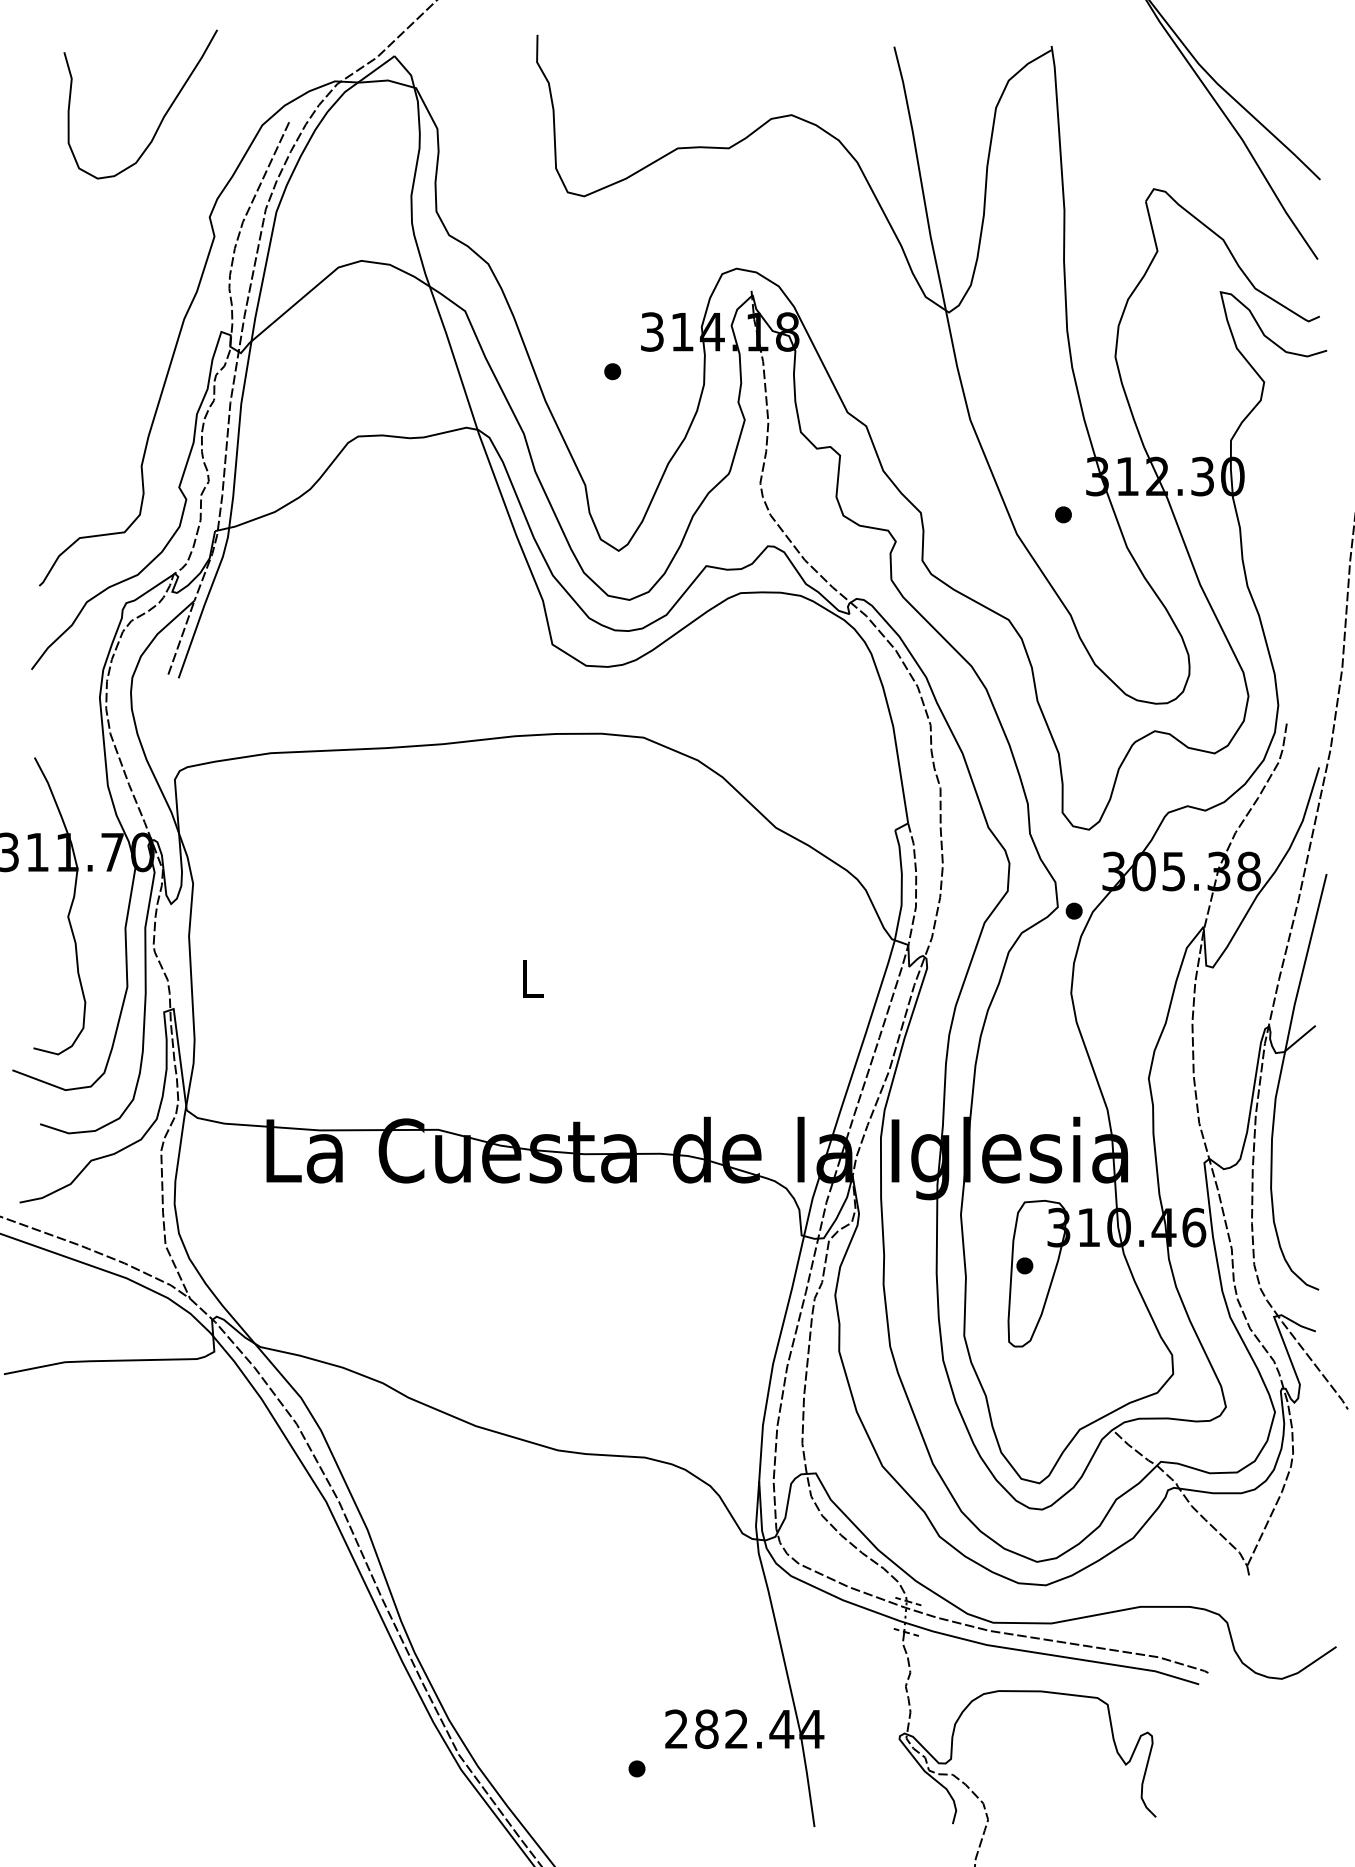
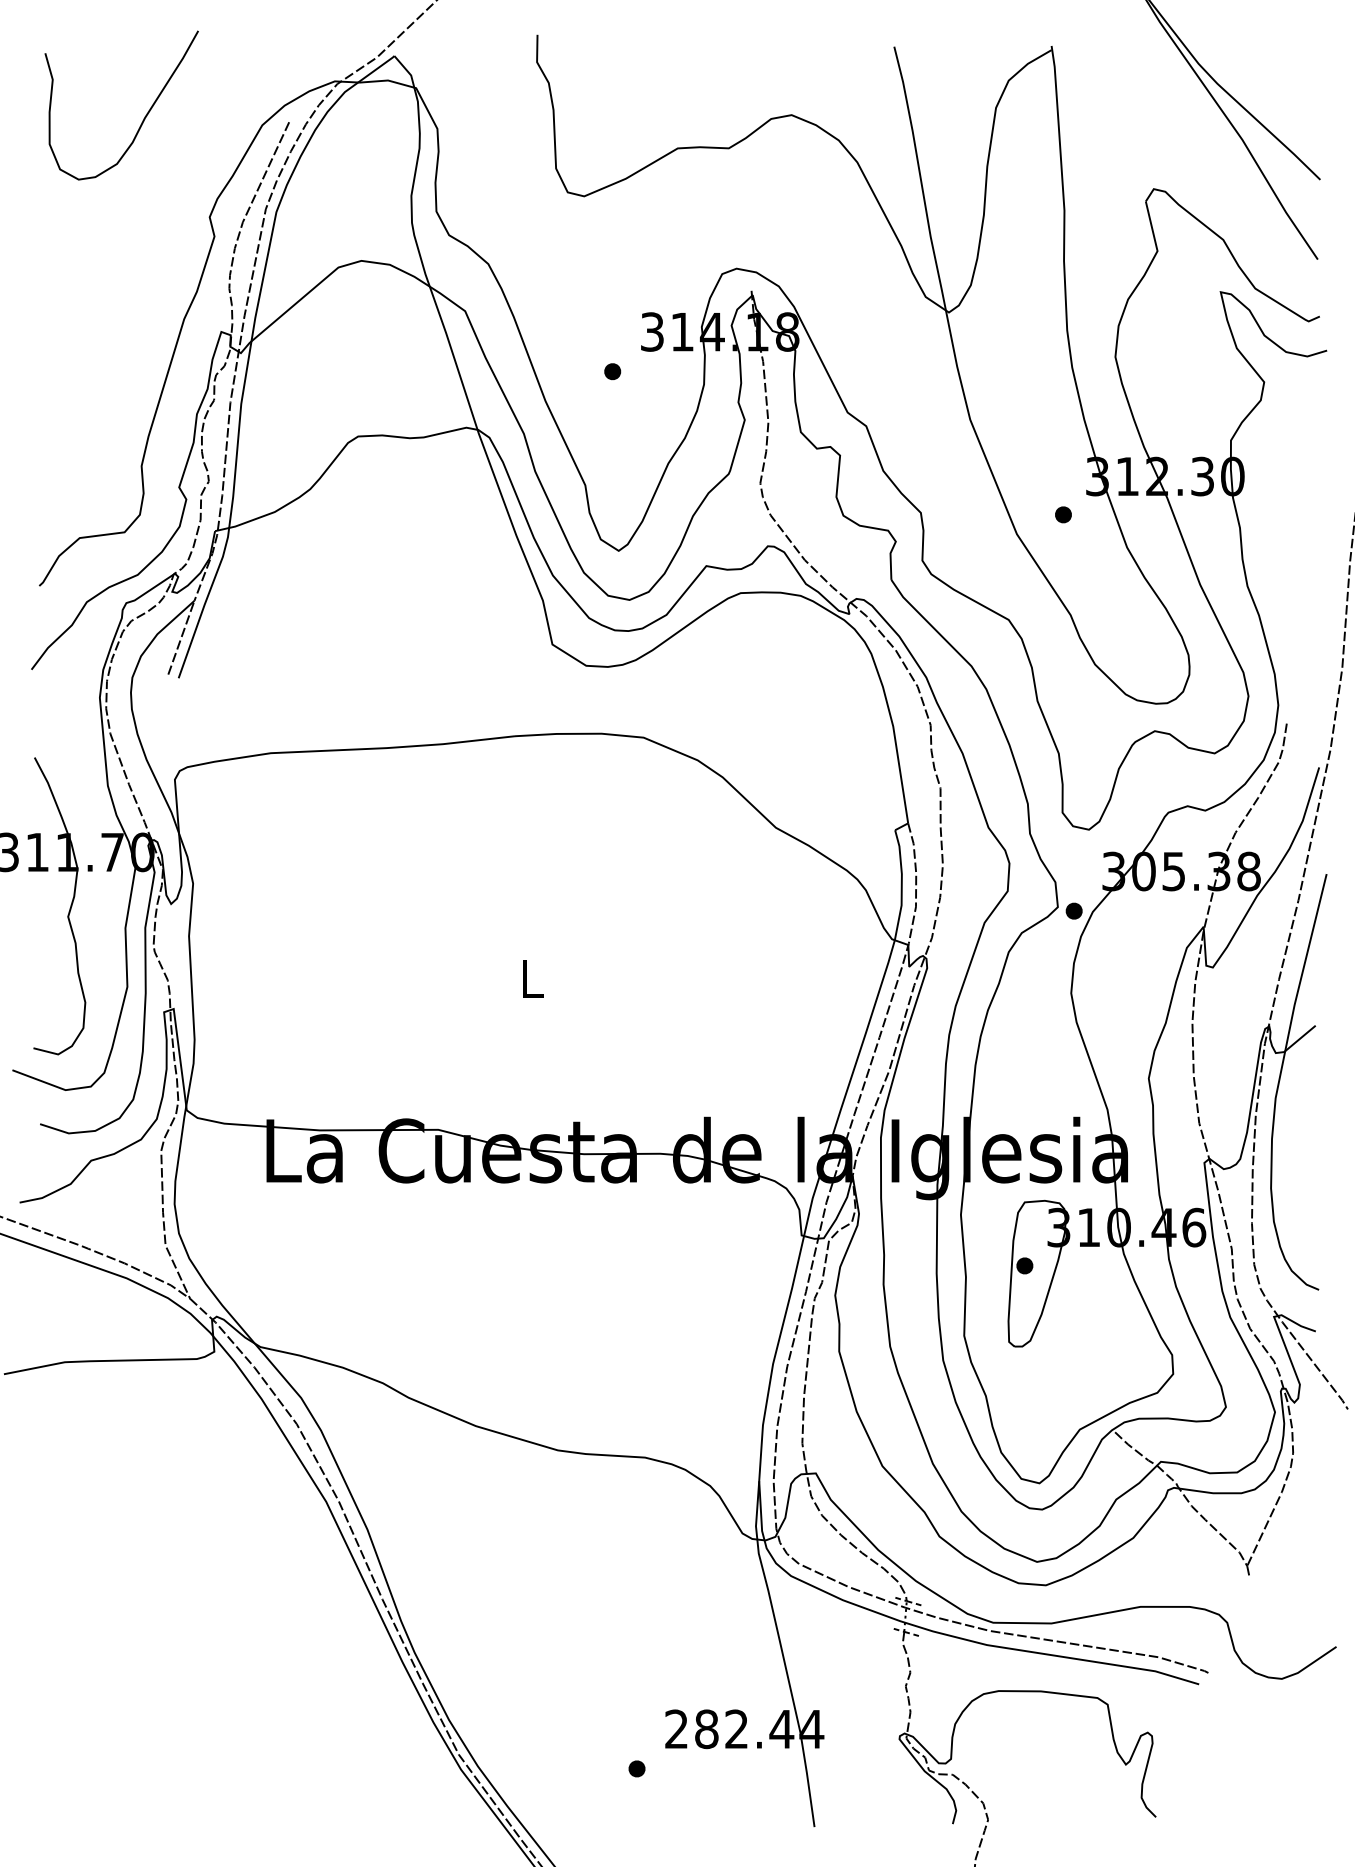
curve position: (163, 115) -> (144, 116) (144, 116)
